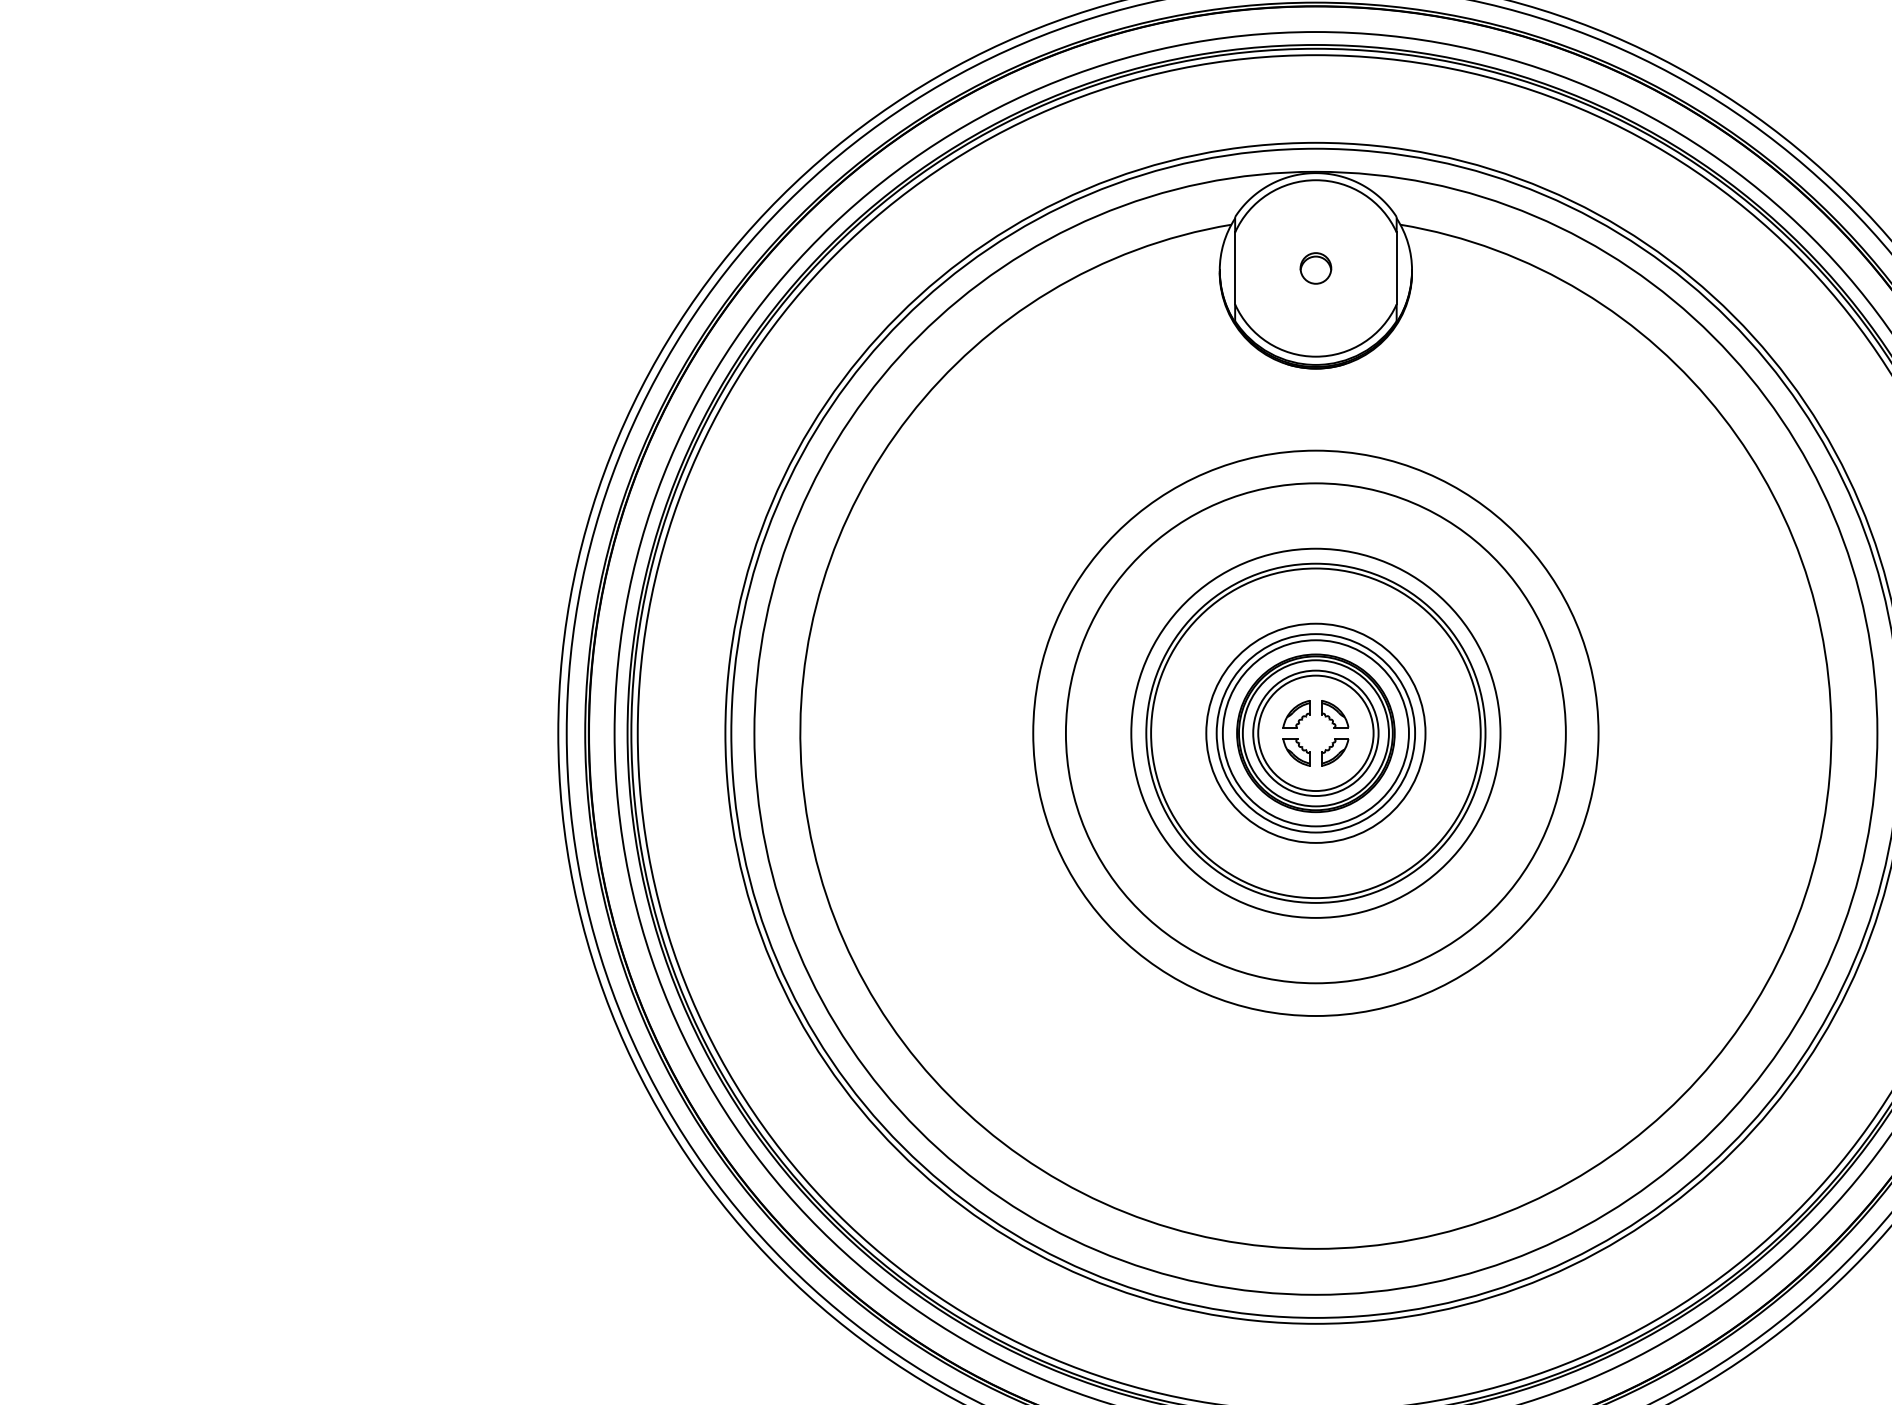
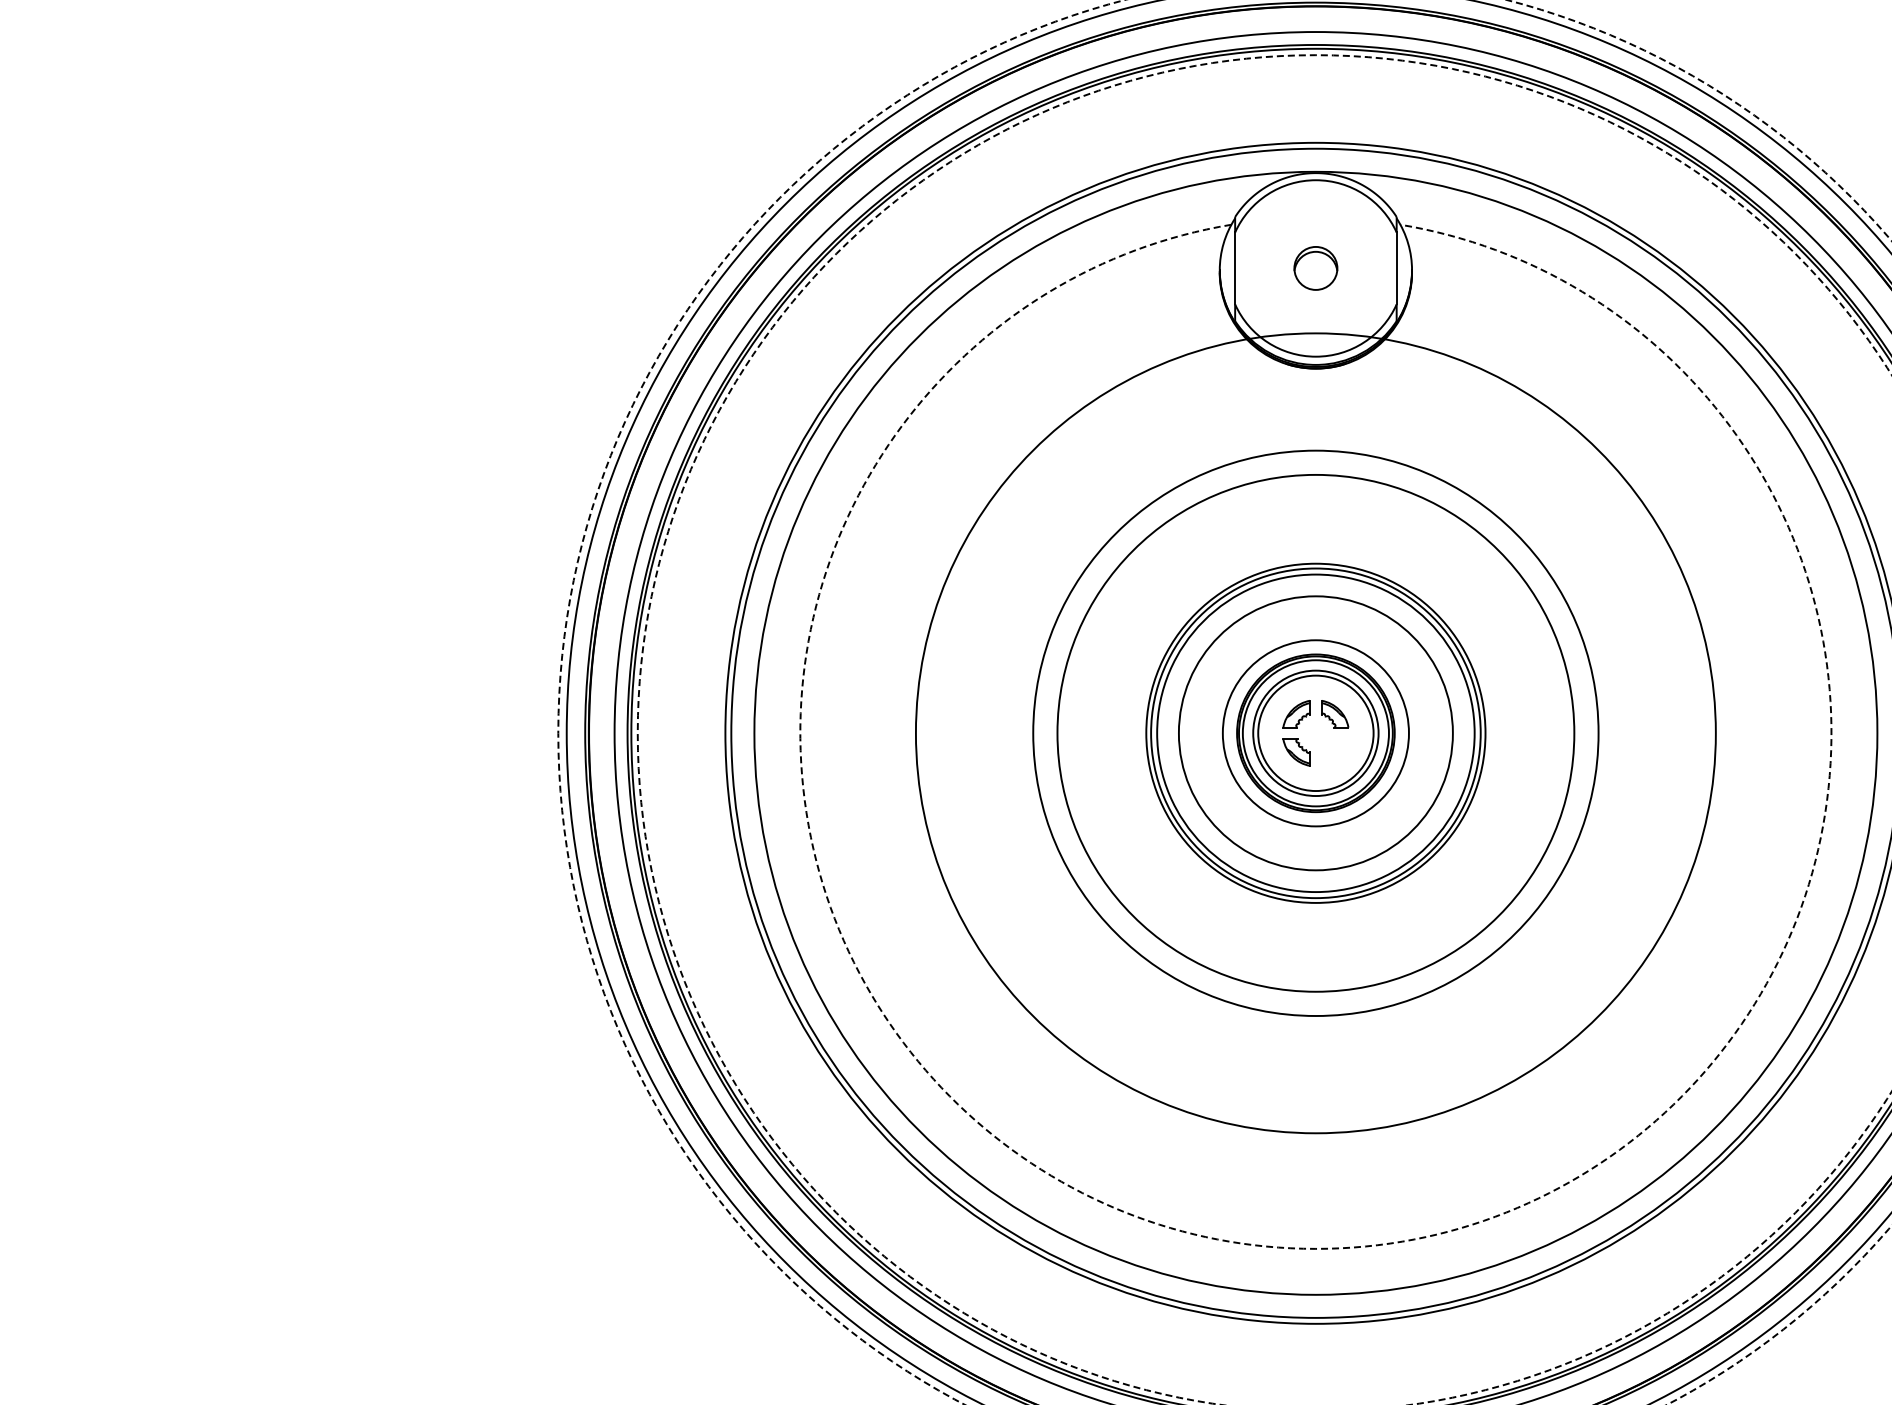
part size: 34x33 px -> 46x45 px (1315, 268)
circle: solid -> dashed (1224, 702)
circle: solid -> dashed (1264, 729)
circle diameter: 219 px -> 274 px (1315, 733)
circle diameter: 369 px -> 517 px (1315, 732)
circle diameter: 198 px -> 318 px (1315, 733)
circle diameter: 500 px -> 800 px (1315, 733)
part: present -> none (1335, 752)
arc: solid -> dashed (1315, 1248)
